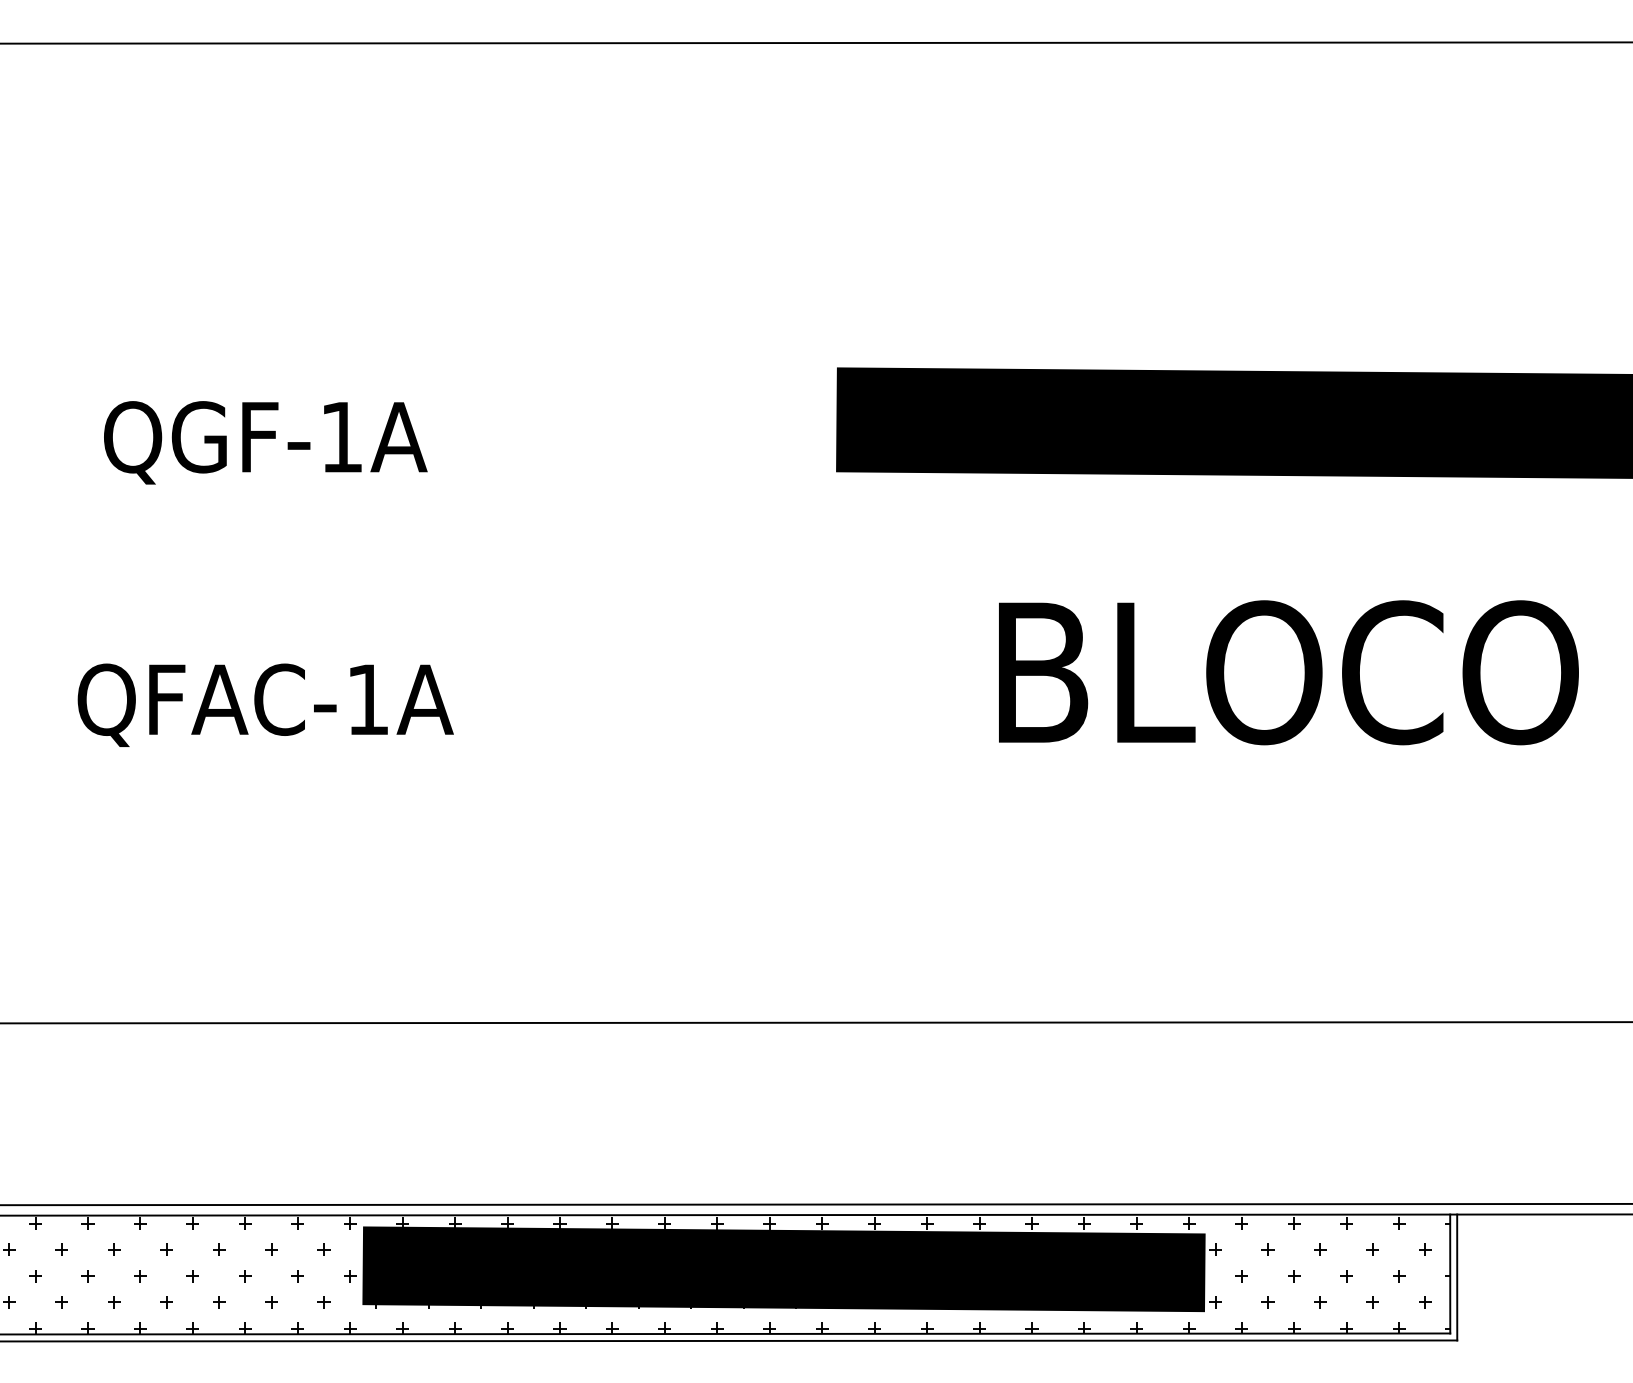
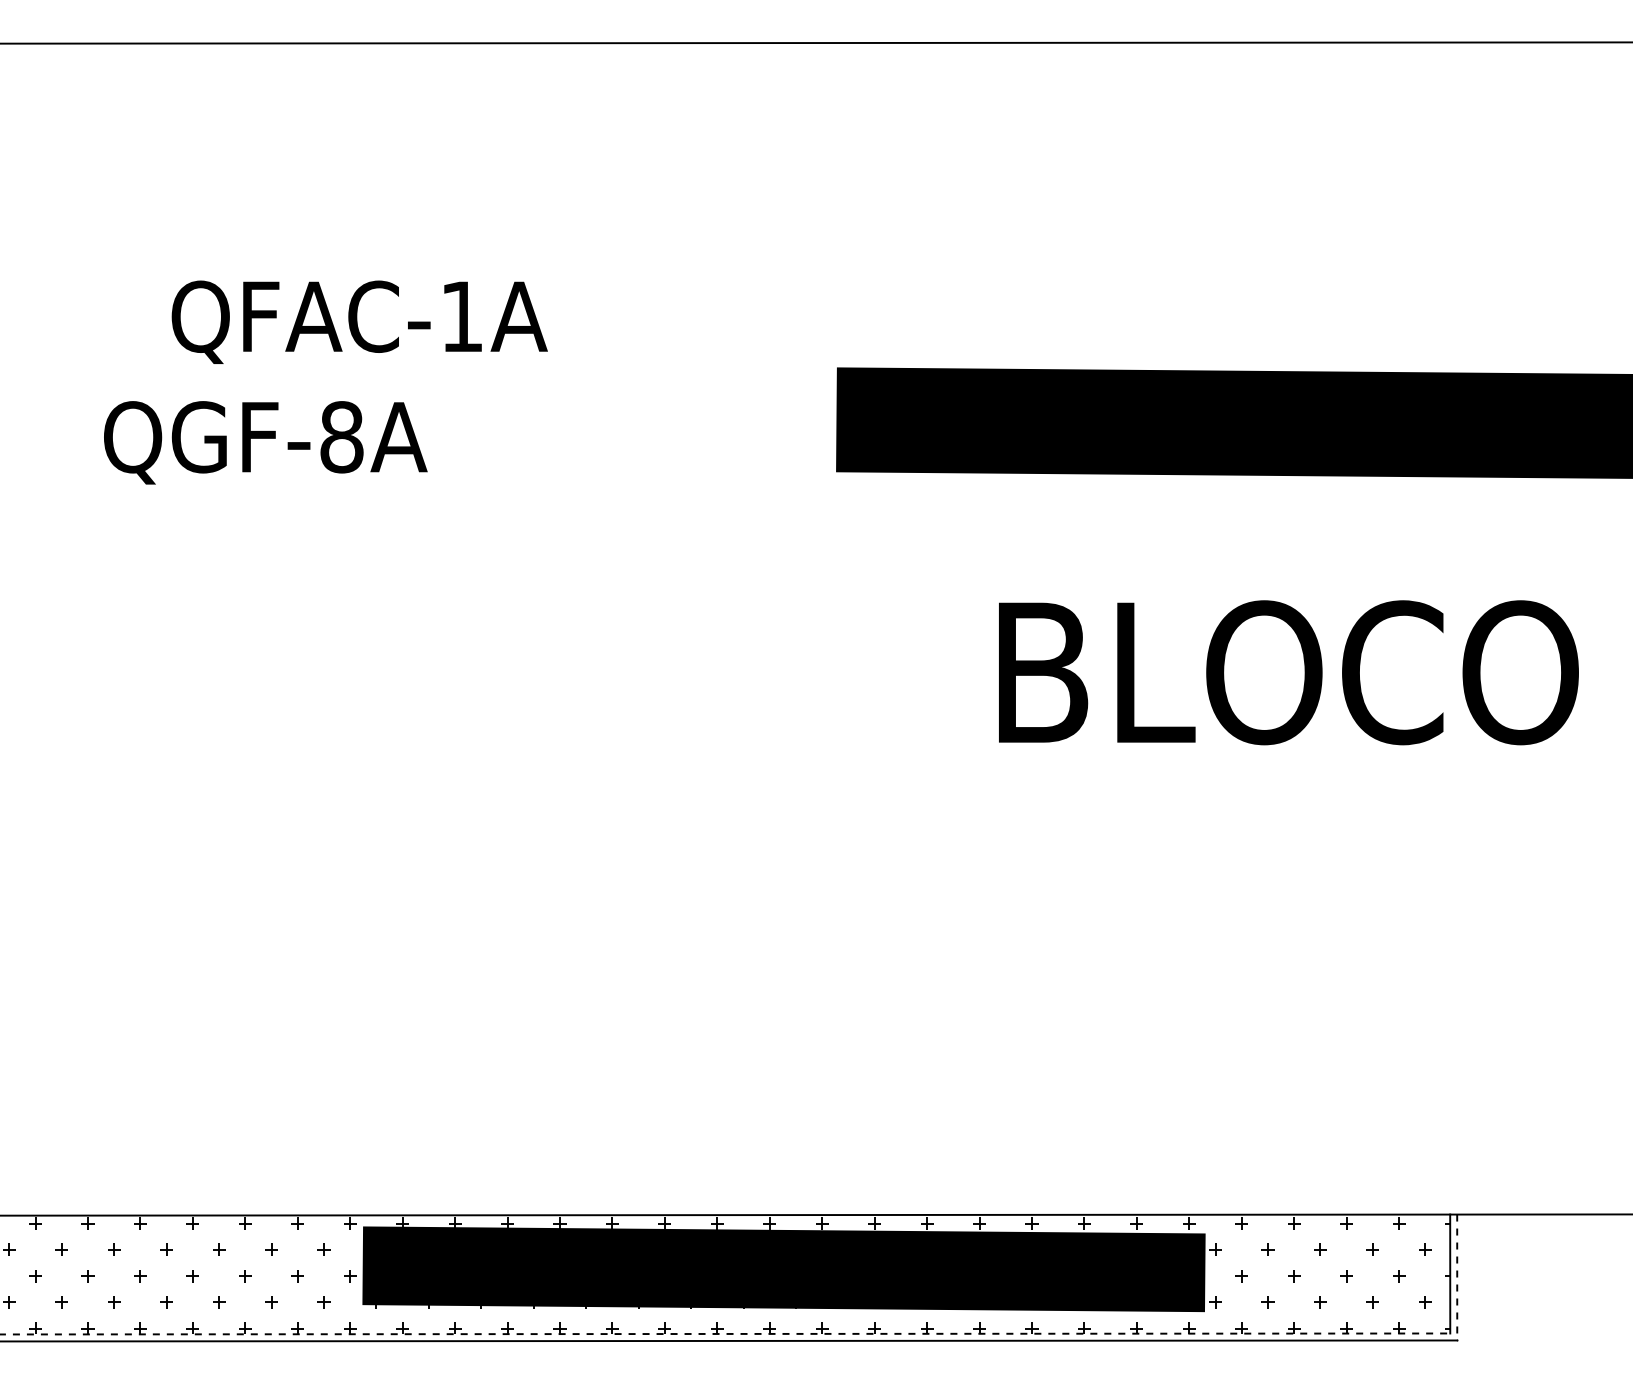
text: QGF-1A -> QGF-8A (341, 437)
text position: (265, 704) -> (359, 321) (359, 321)
line: present -> none (815, 1022)
line: present -> none (815, 1204)
line: solid -> dashed (1457, 1277)
line: solid -> dashed (725, 1333)
